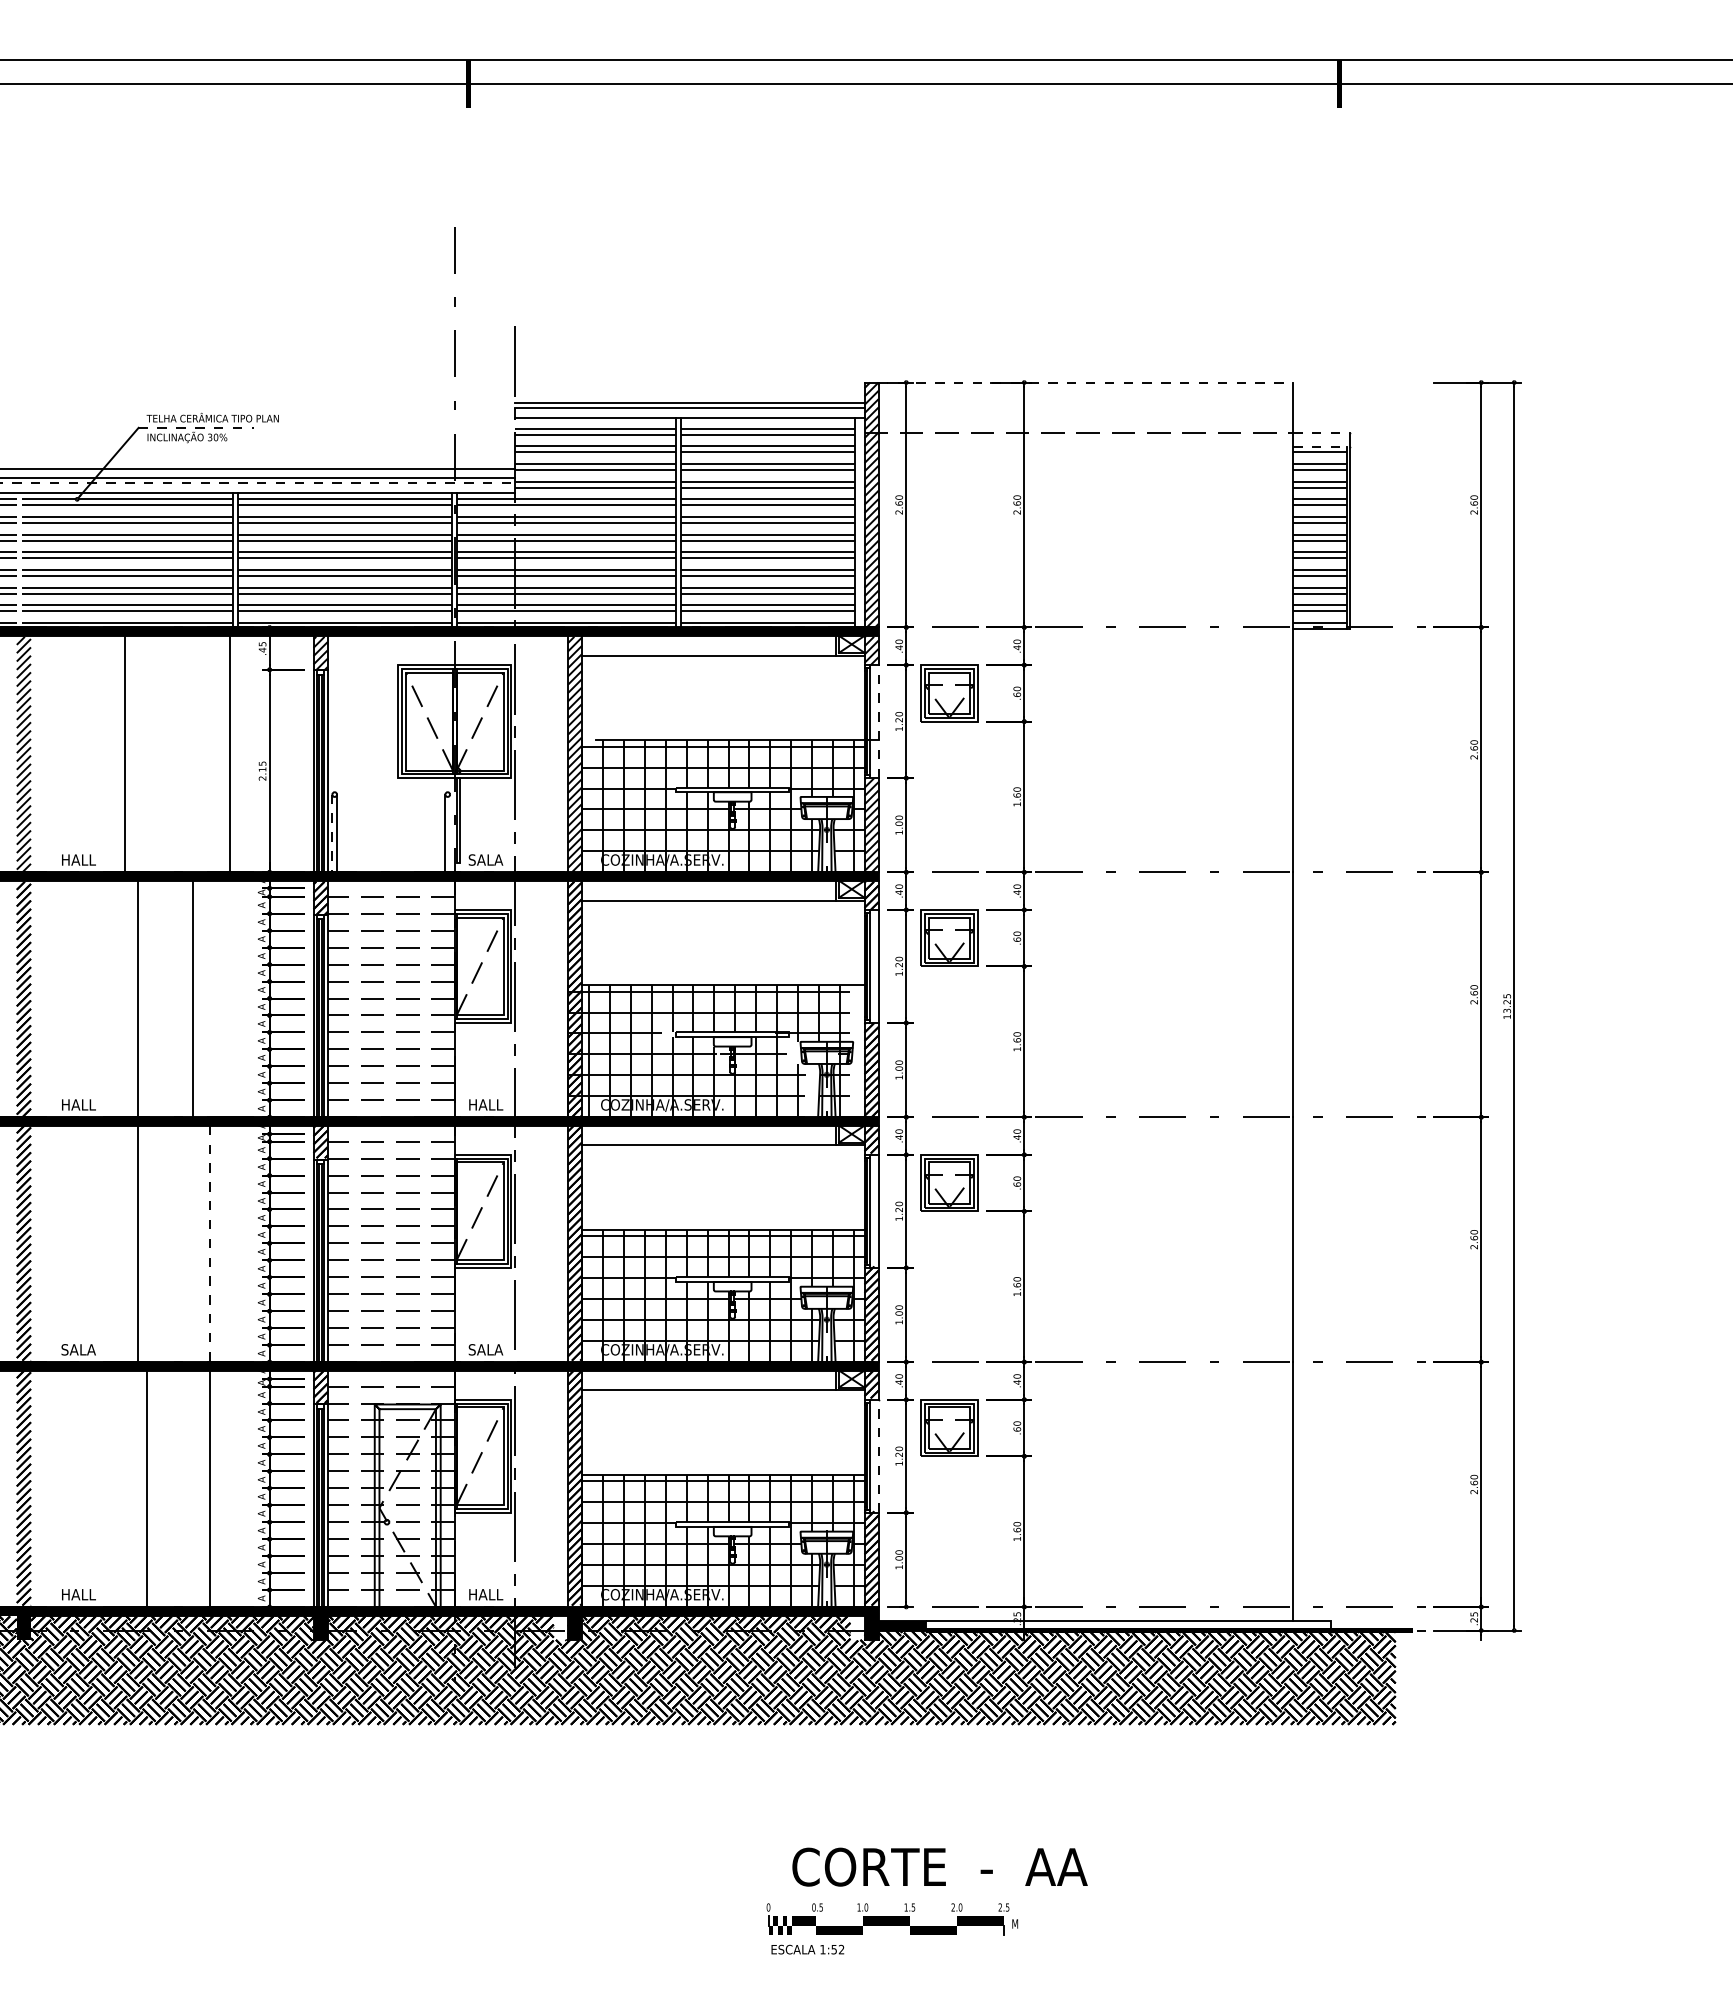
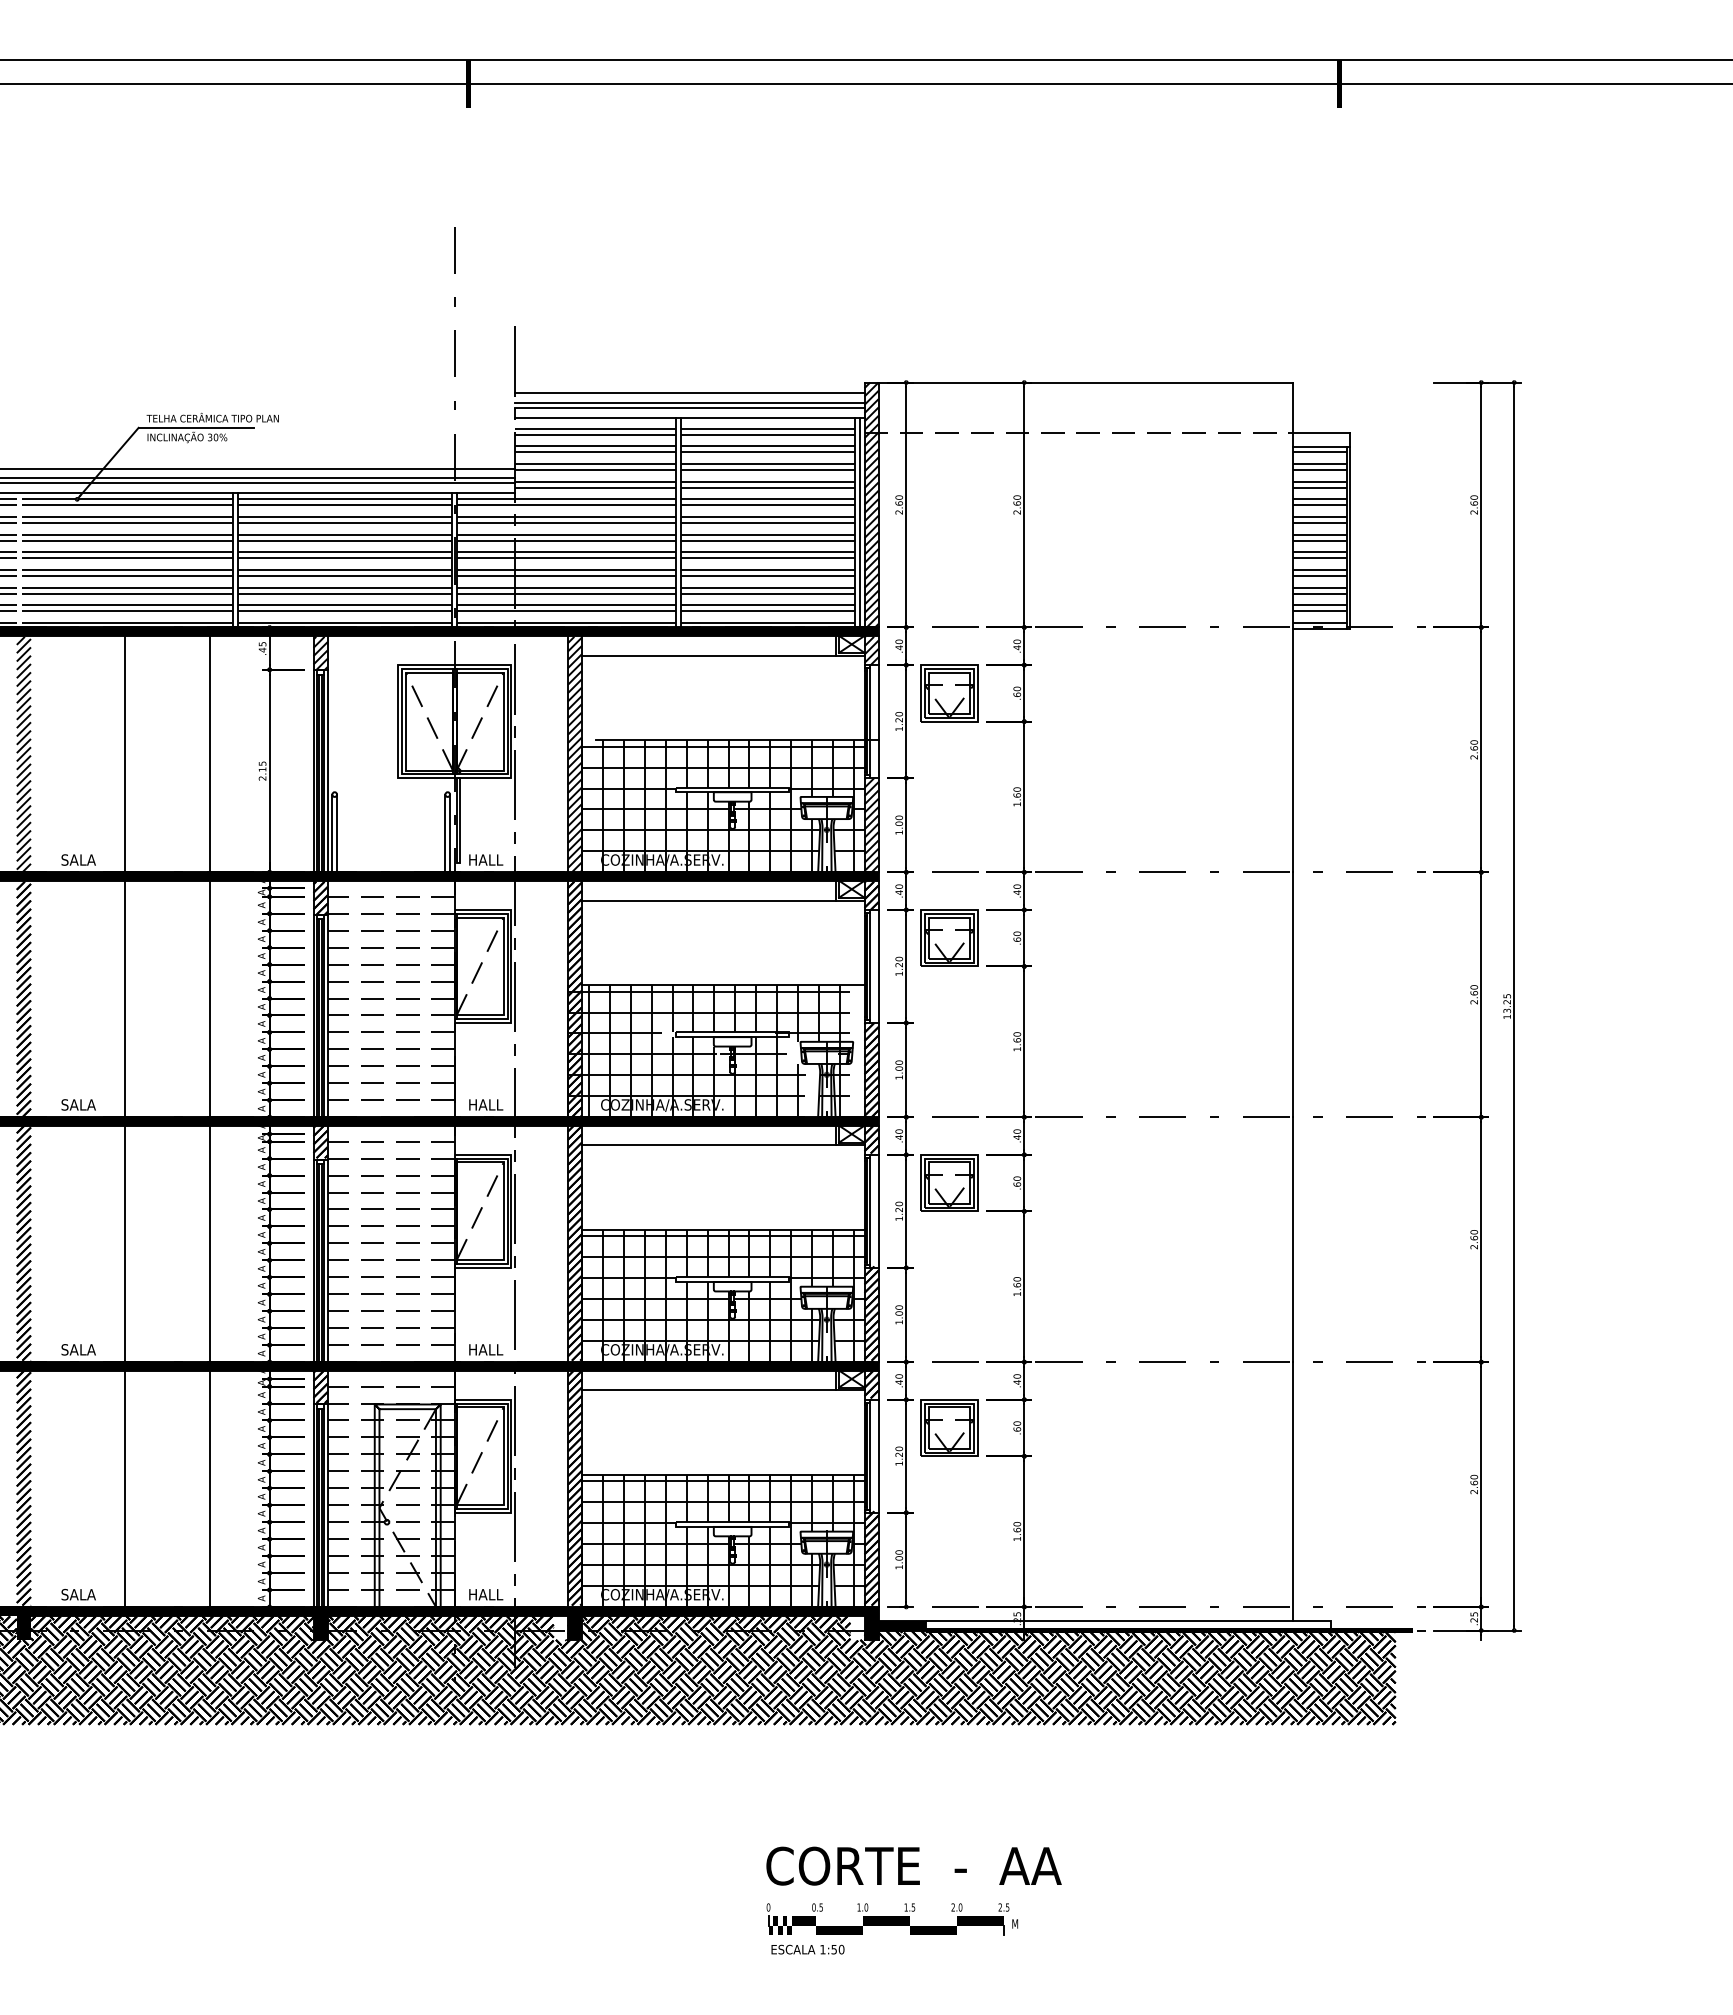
line: dashed -> solid (1086, 382)
line: none -> present (689, 393)
line: dashed -> solid (196, 427)
line: dashed -> solid (1321, 433)
line: dashed -> solid (1321, 447)
line: dashed -> solid (257, 483)
line: none -> present (859, 522)
line: dashed -> solid (878, 721)
line position: (229, 753) -> (209, 753) (209, 753)
line: dashed -> solid (332, 833)
line: none -> present (450, 833)
text: HALL -> SALA (78, 859)
text: SALA -> HALL (485, 859)
line position: (138, 998) -> (125, 998) (125, 998)
line position: (192, 998) -> (209, 998) (209, 998)
text: HALL -> SALA (78, 1104)
line position: (138, 1243) -> (125, 1243) (125, 1243)
line: dashed -> solid (209, 1244)
text: SALA -> HALL (485, 1349)
line: dashed -> solid (878, 1456)
line position: (147, 1488) -> (125, 1488) (125, 1488)
text: HALL -> SALA (78, 1594)
text position: (939, 1866) -> (913, 1865) (913, 1865)
text: 1:52 -> 1:50 (841, 1949)
